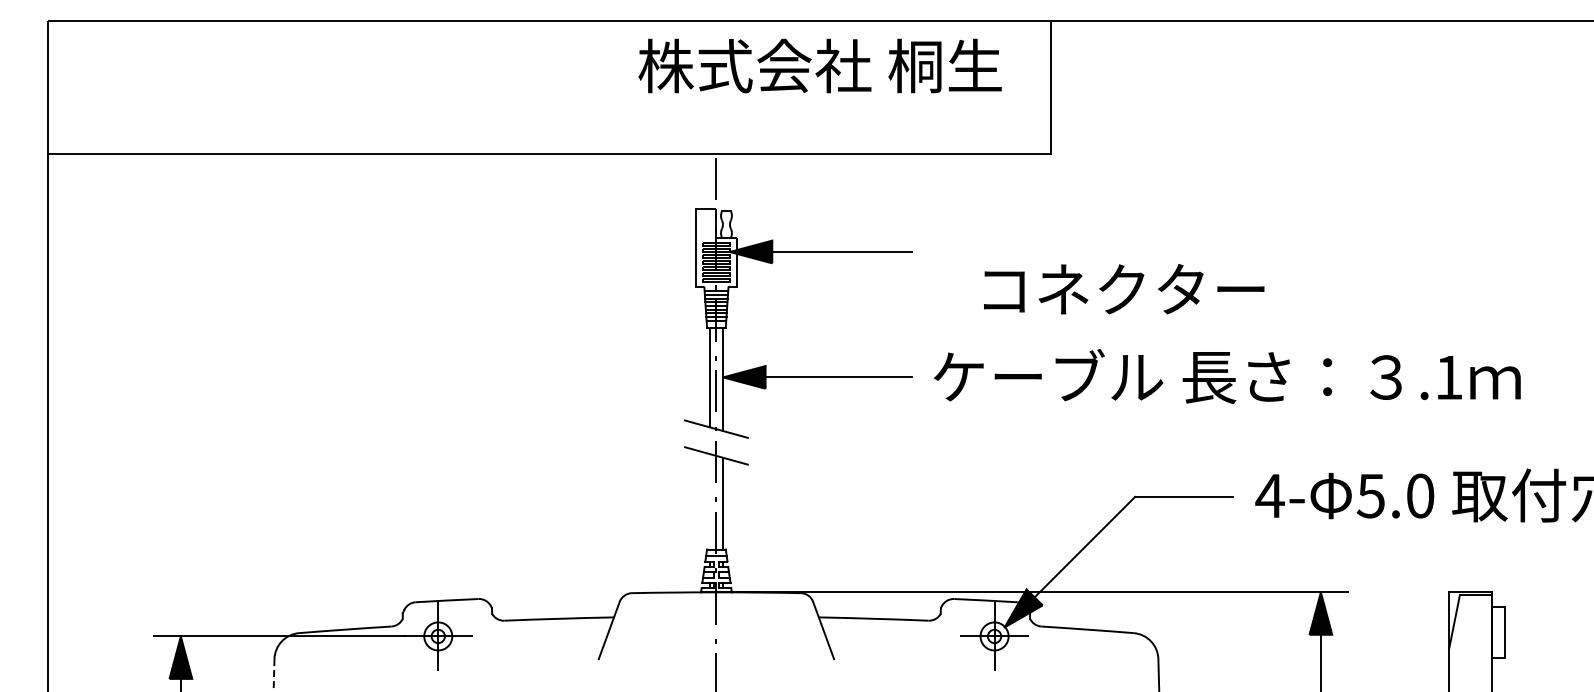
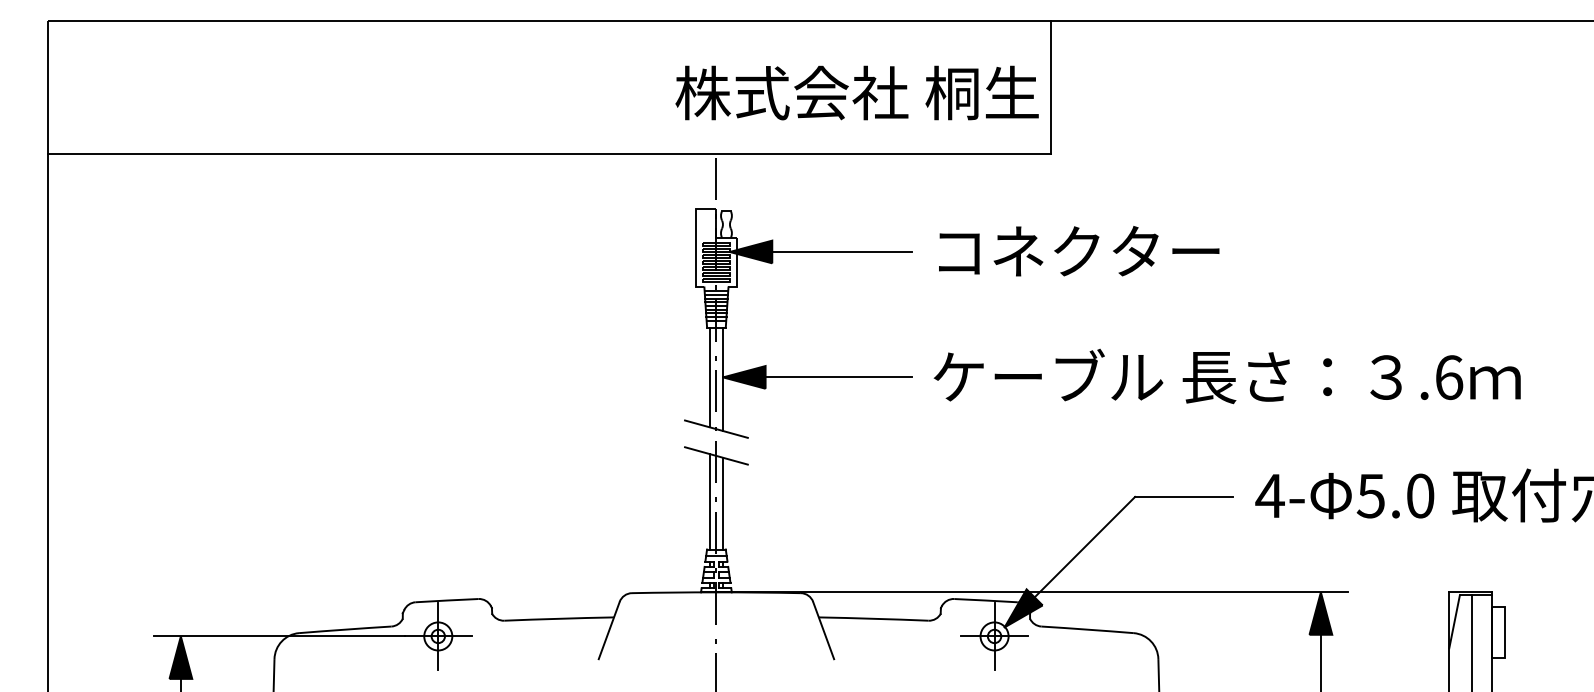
text position: (819, 65) -> (856, 92) (856, 92)
text position: (1124, 289) -> (1079, 251) (1079, 251)
text: .1 -> .6 (1449, 377)
line: none -> present (709, 501)
line: none -> present (1471, 641)
arc: dashed -> solid (274, 676)
